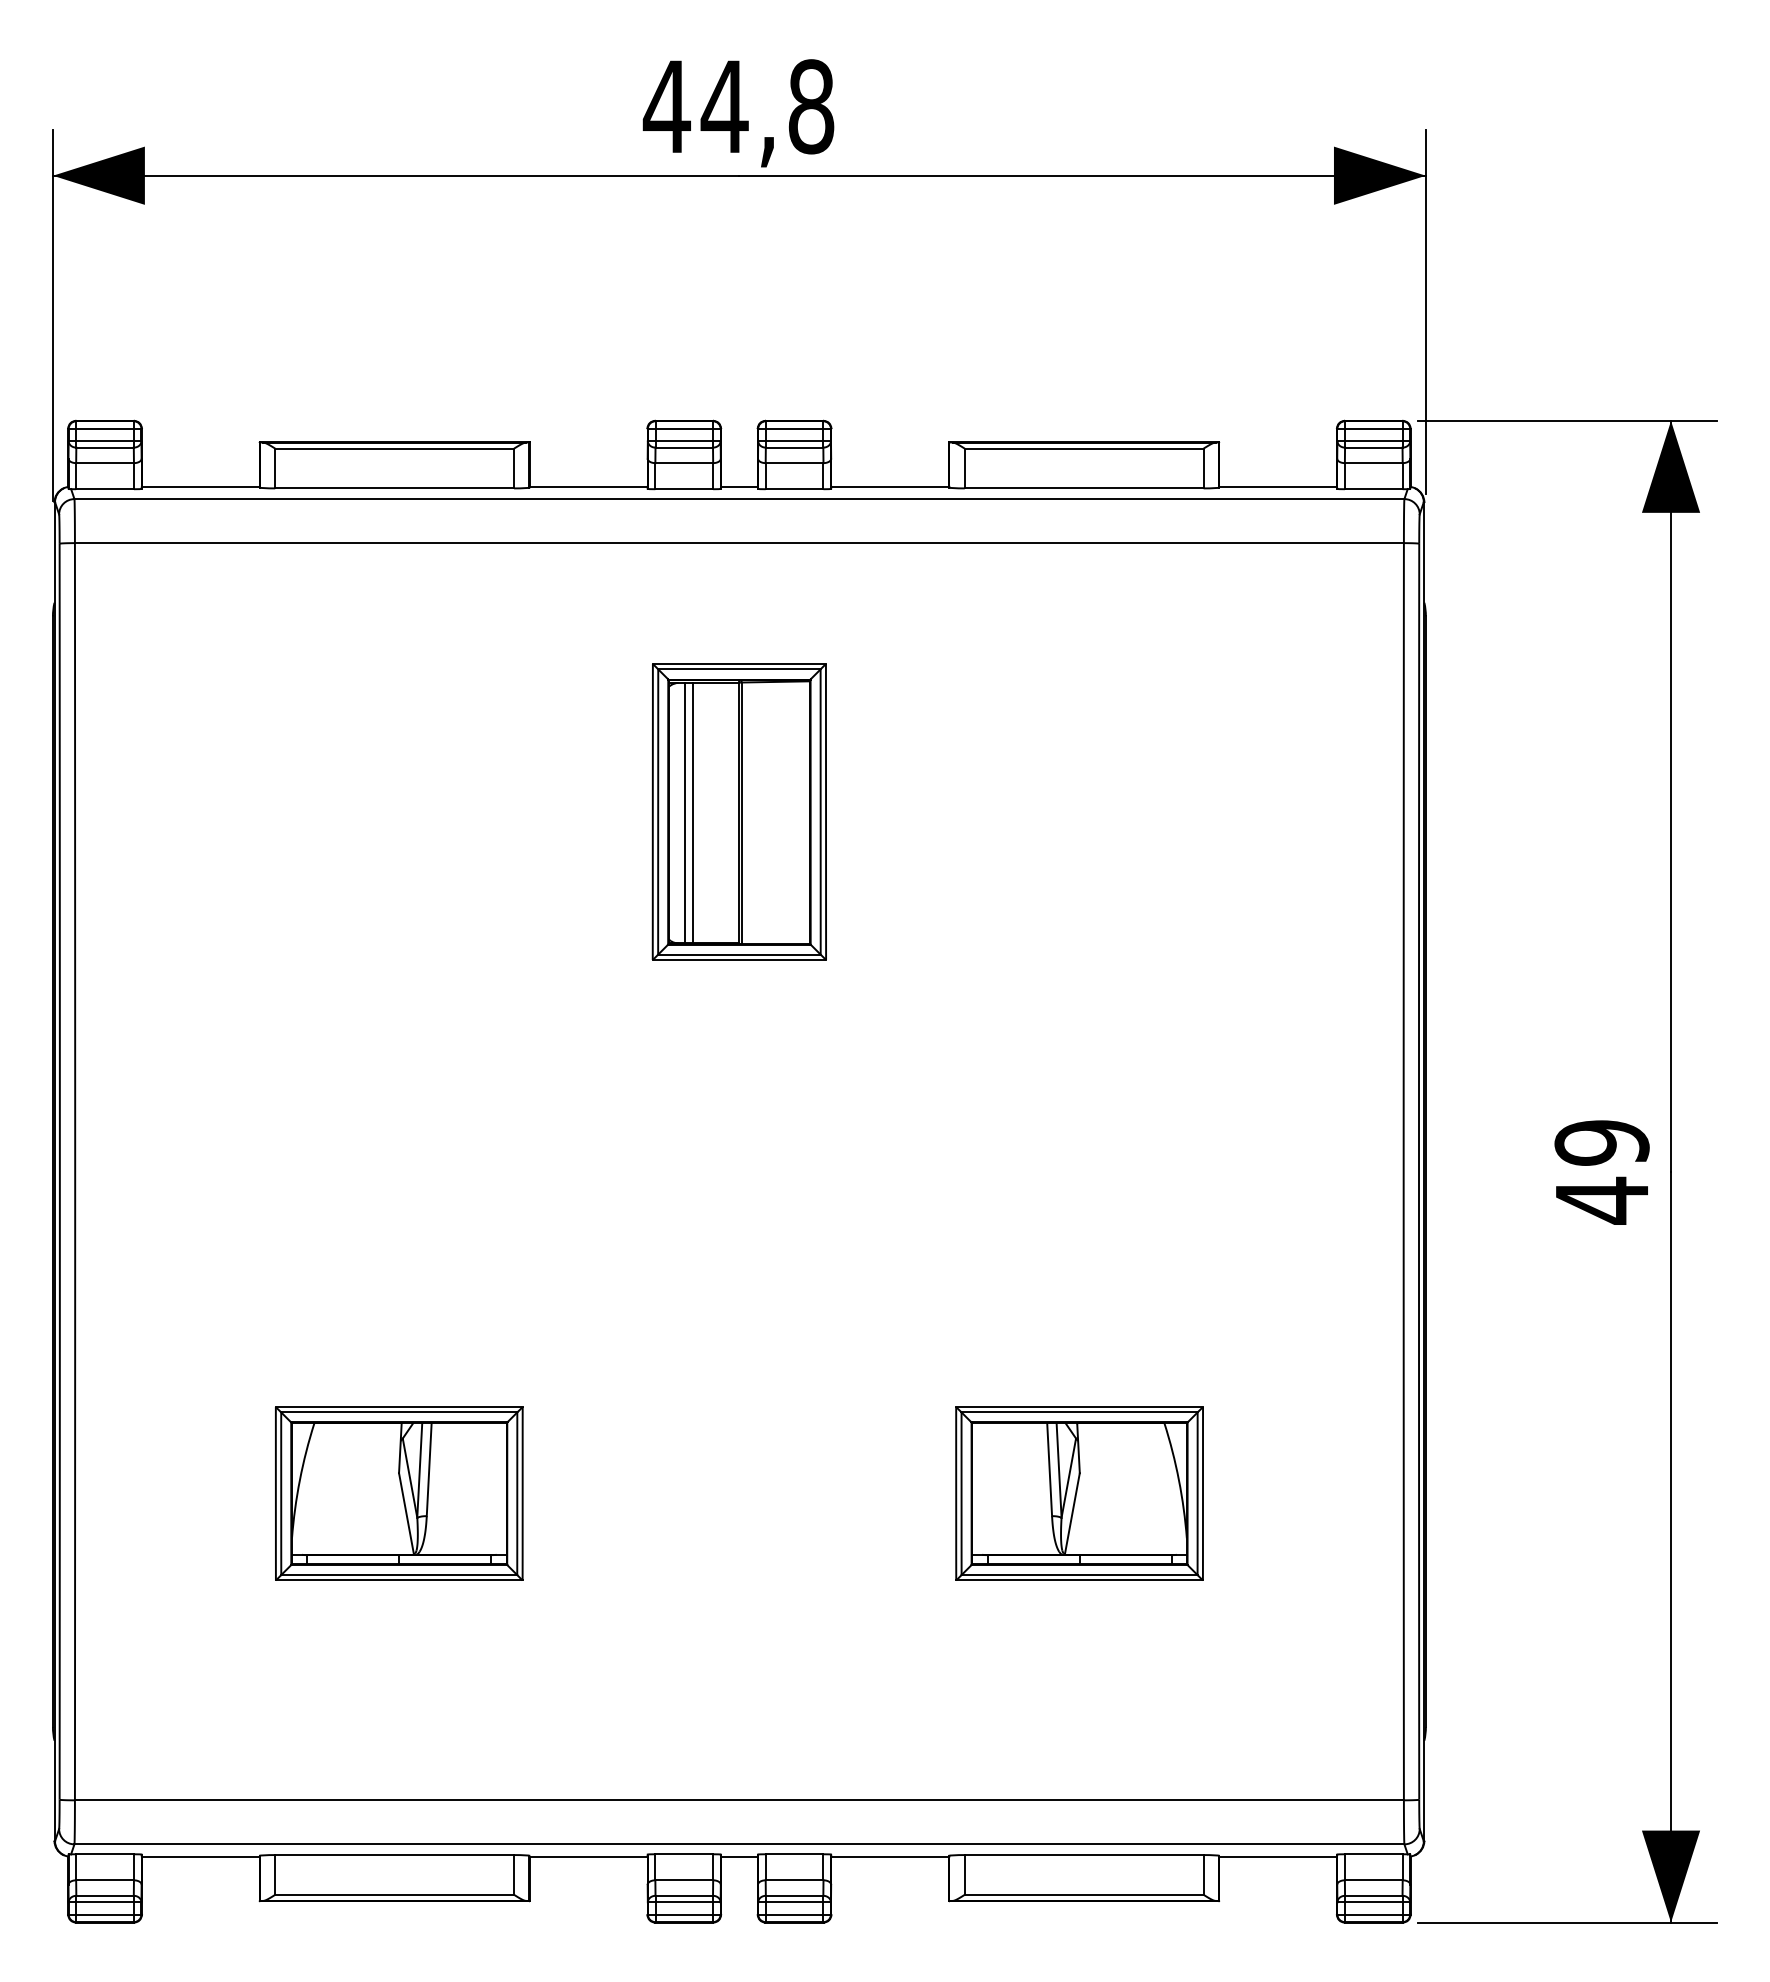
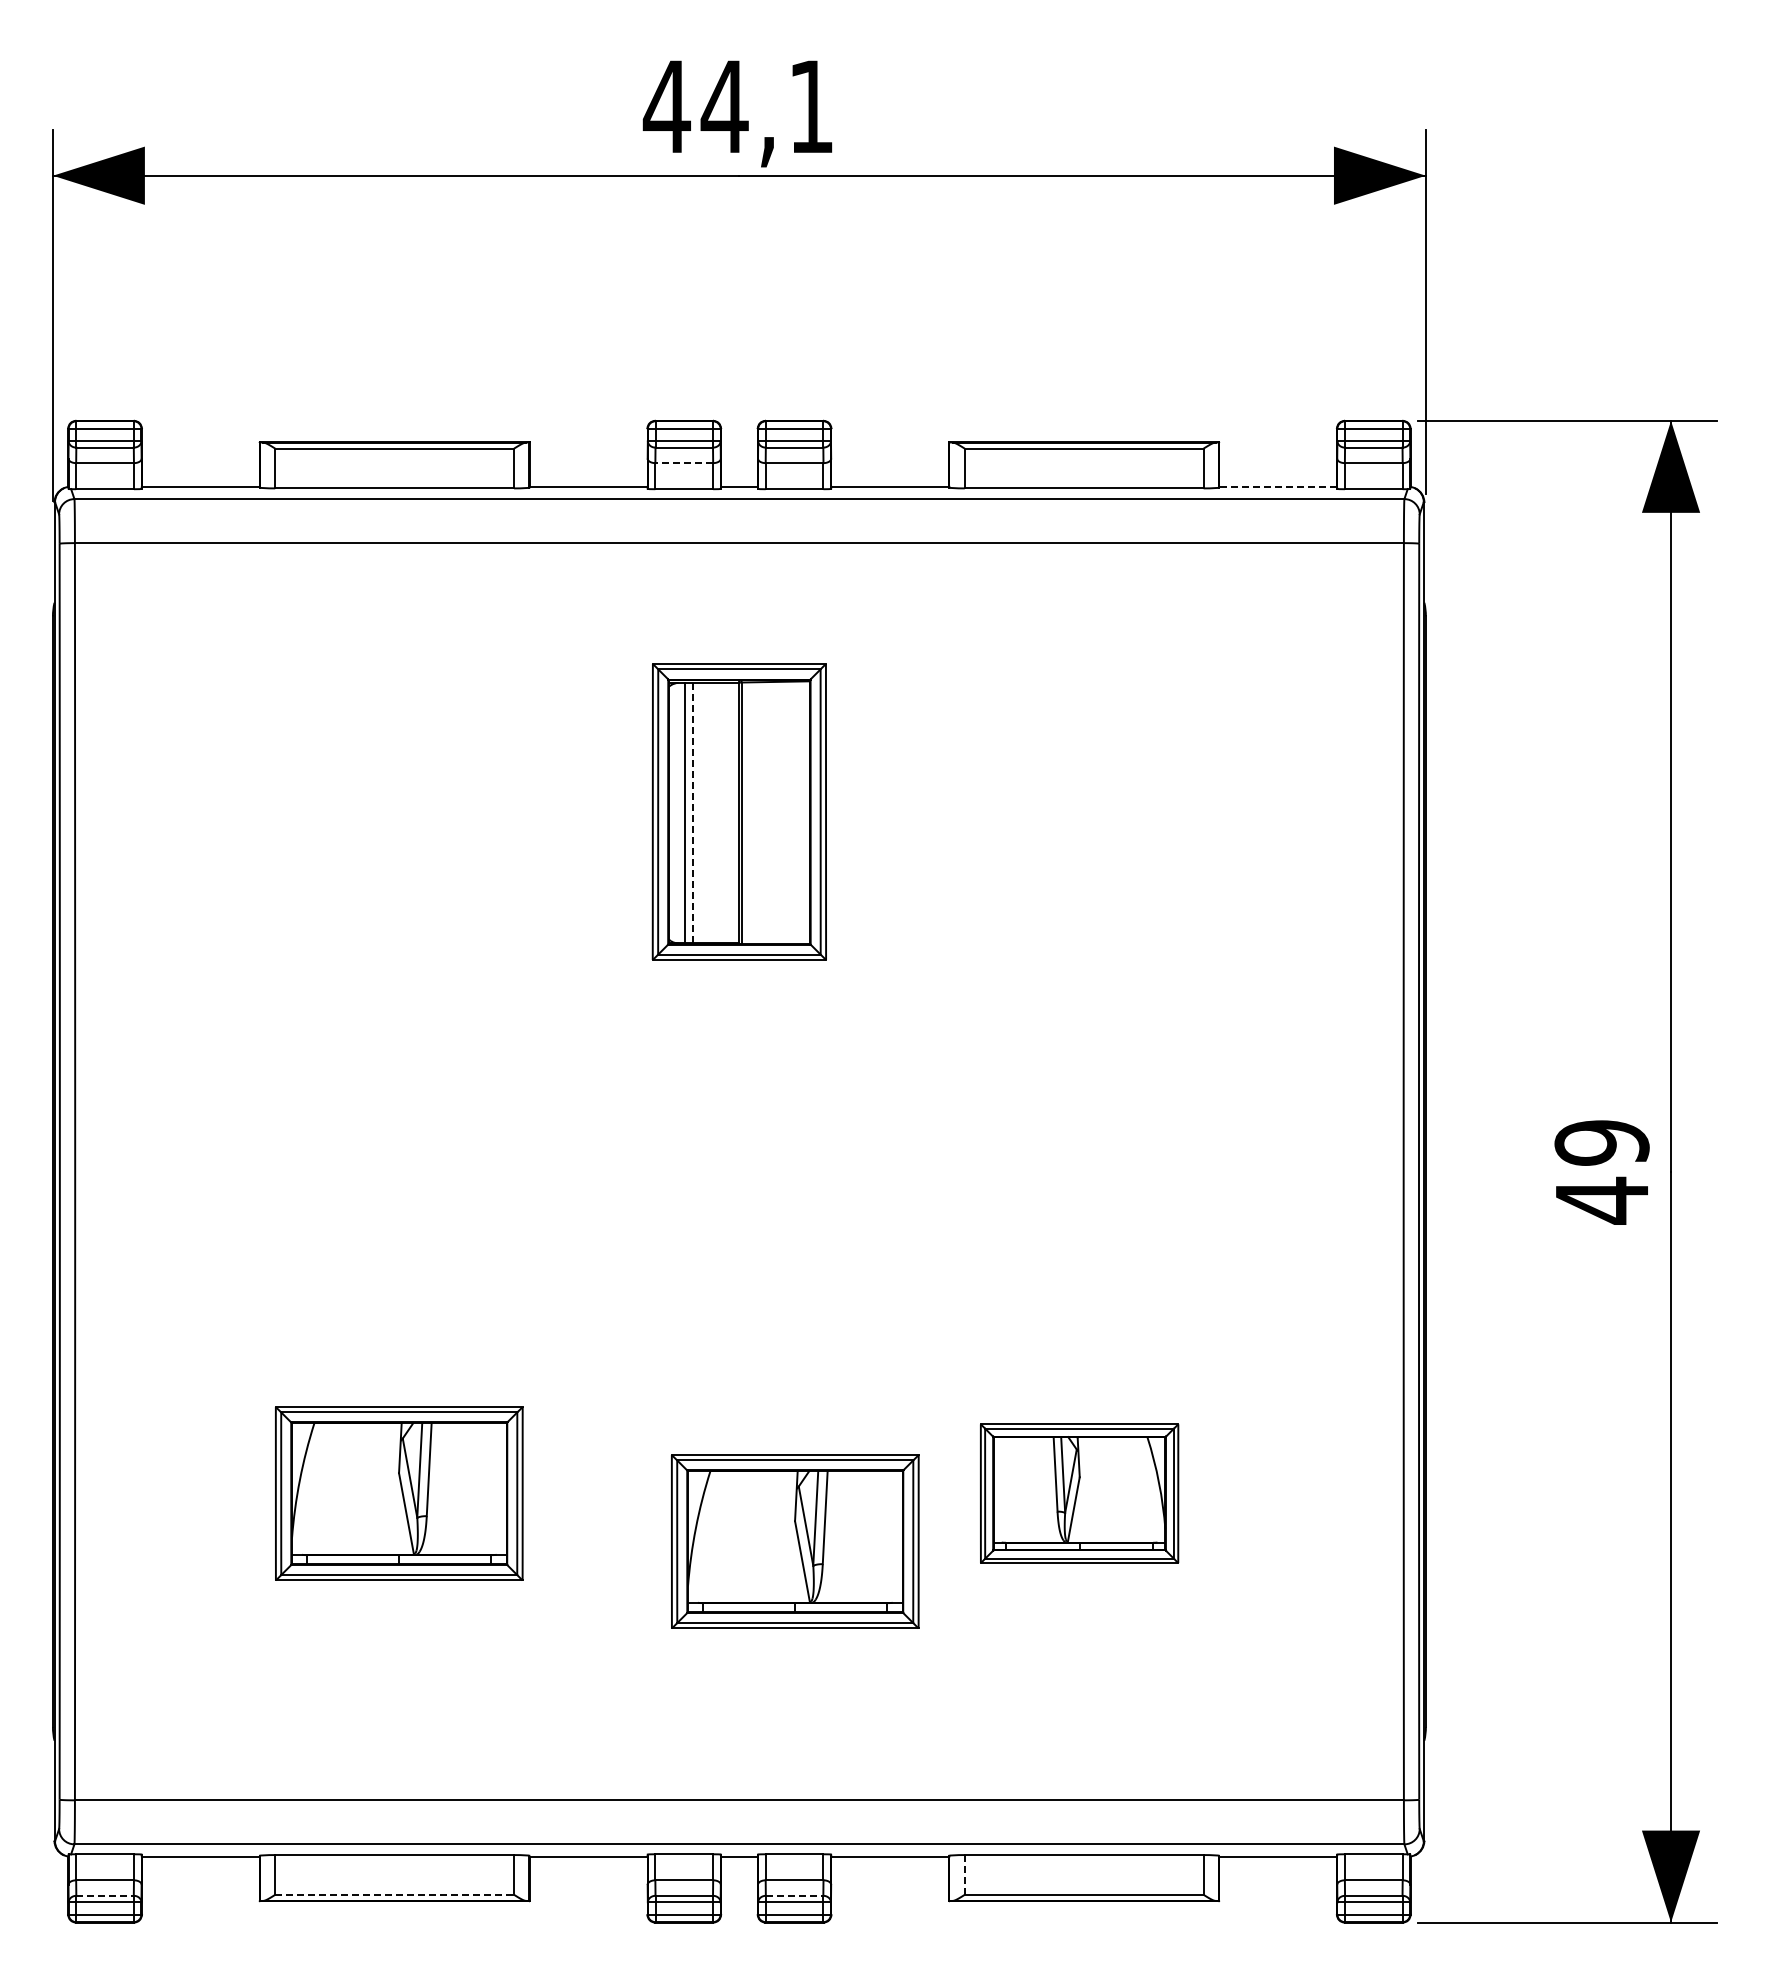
text: 44,8 -> 44,1 (811, 106)
line: solid -> dashed (684, 463)
line: solid -> dashed (1278, 486)
line: solid -> dashed (693, 813)
part size: 249x175 px -> 200x141 px (1079, 1493)
part: none -> present (795, 1541)
line: solid -> dashed (964, 1874)
line: solid -> dashed (395, 1894)
line: solid -> dashed (105, 1895)
line: solid -> dashed (794, 1895)
